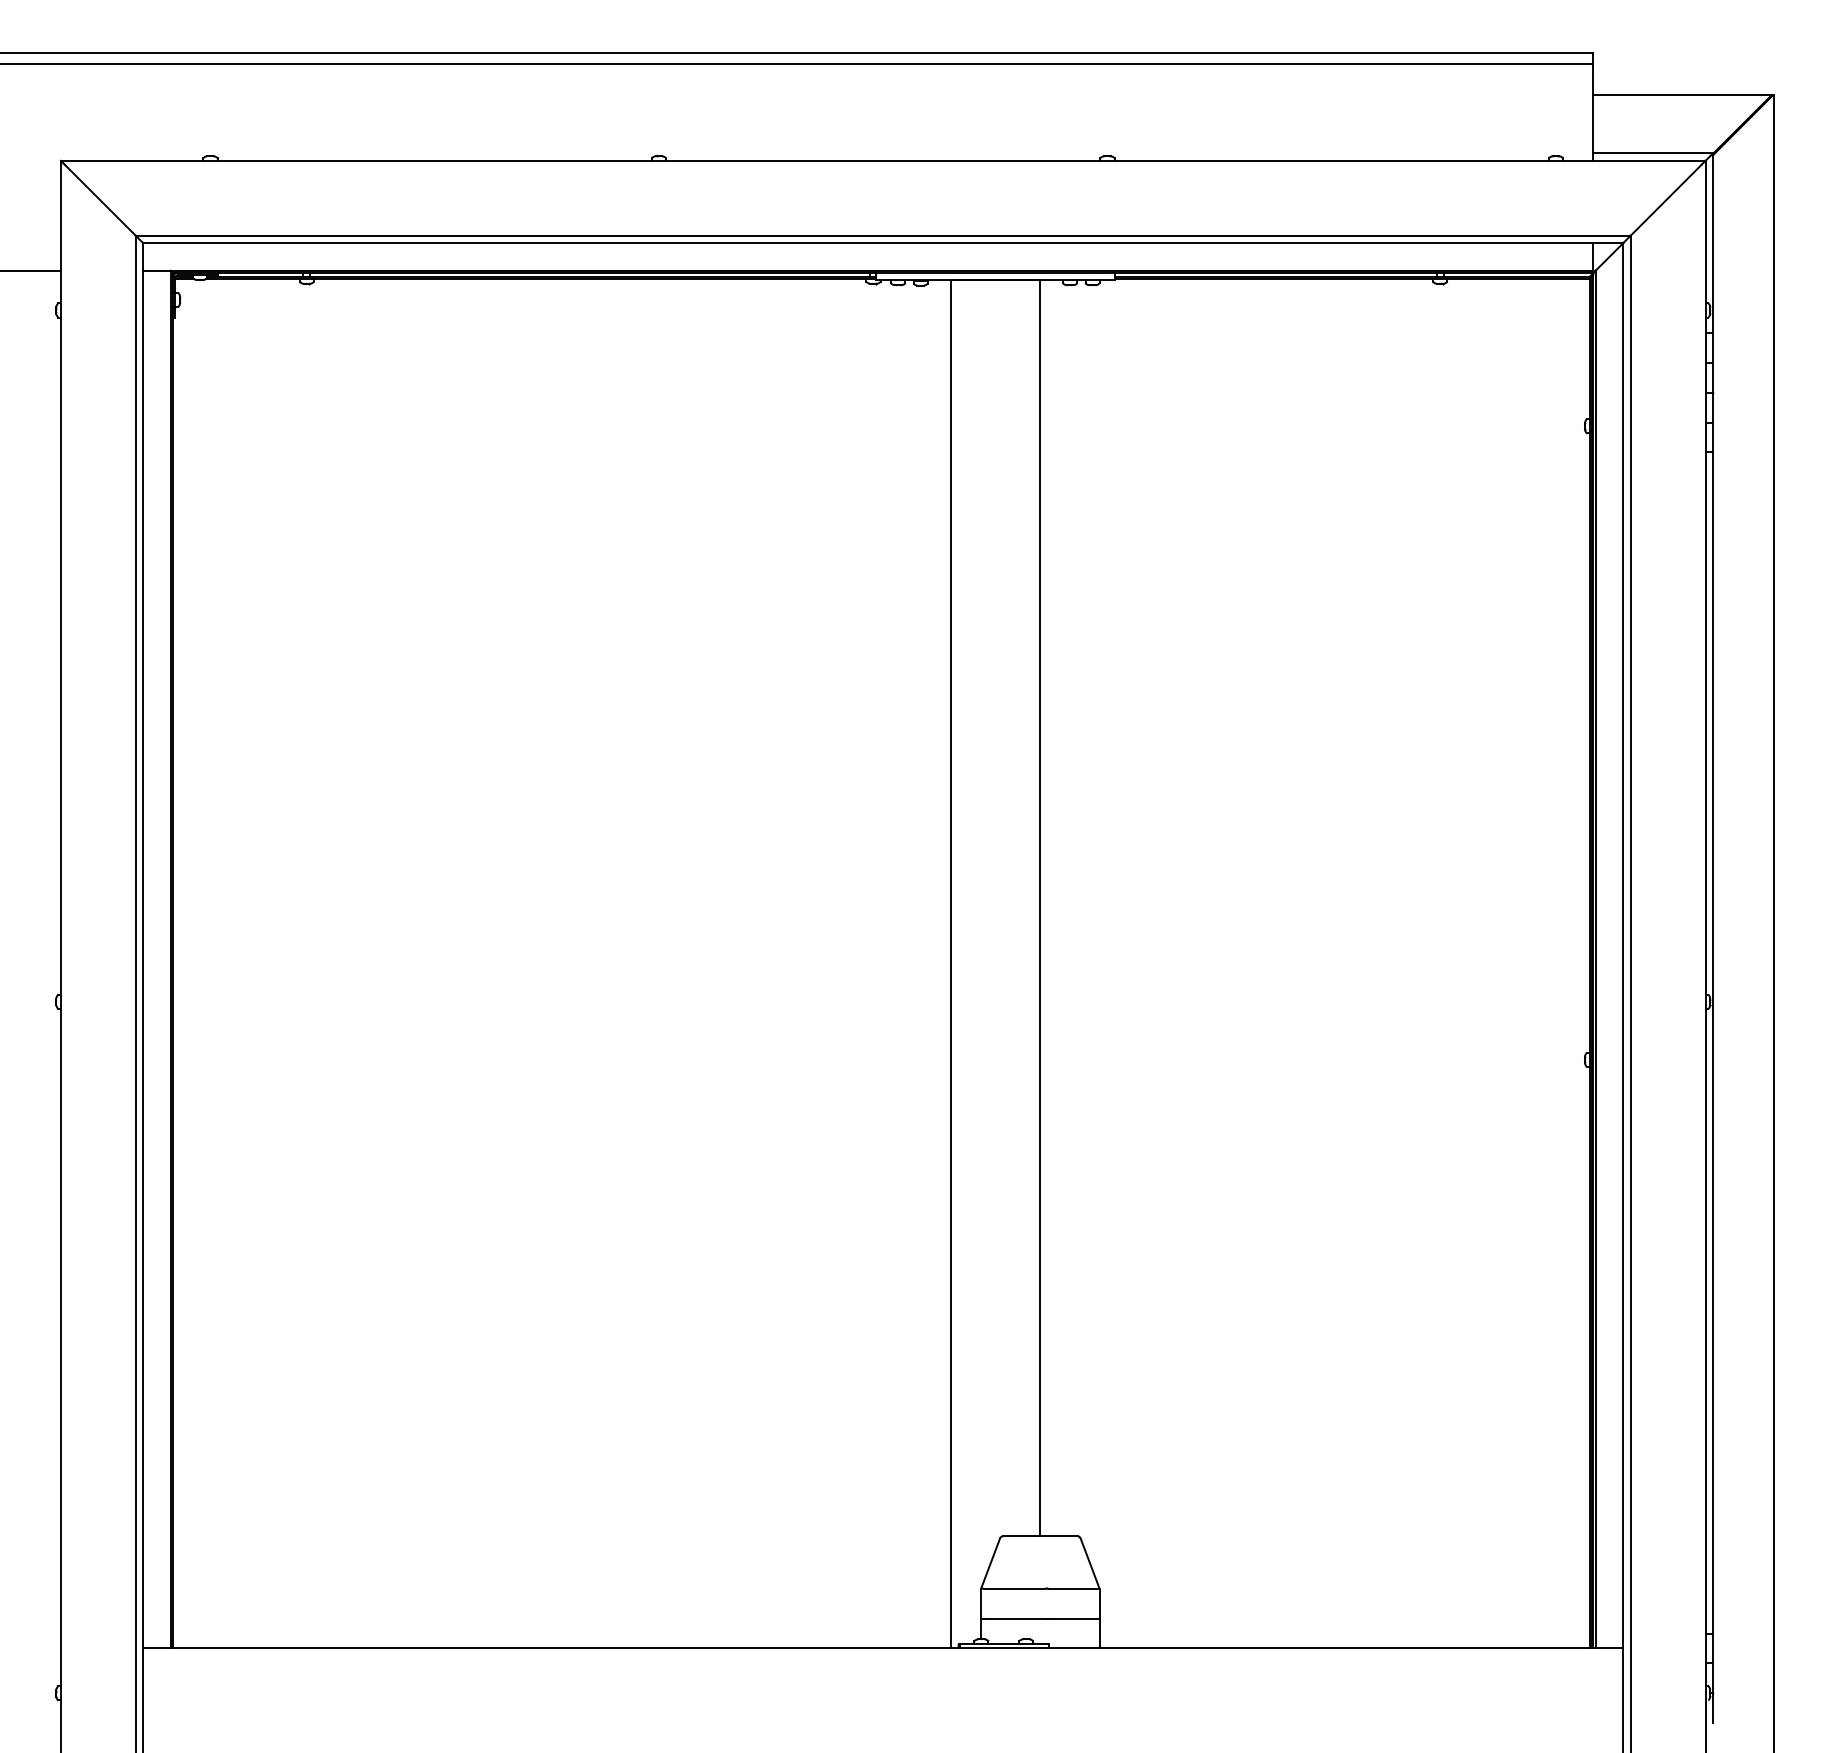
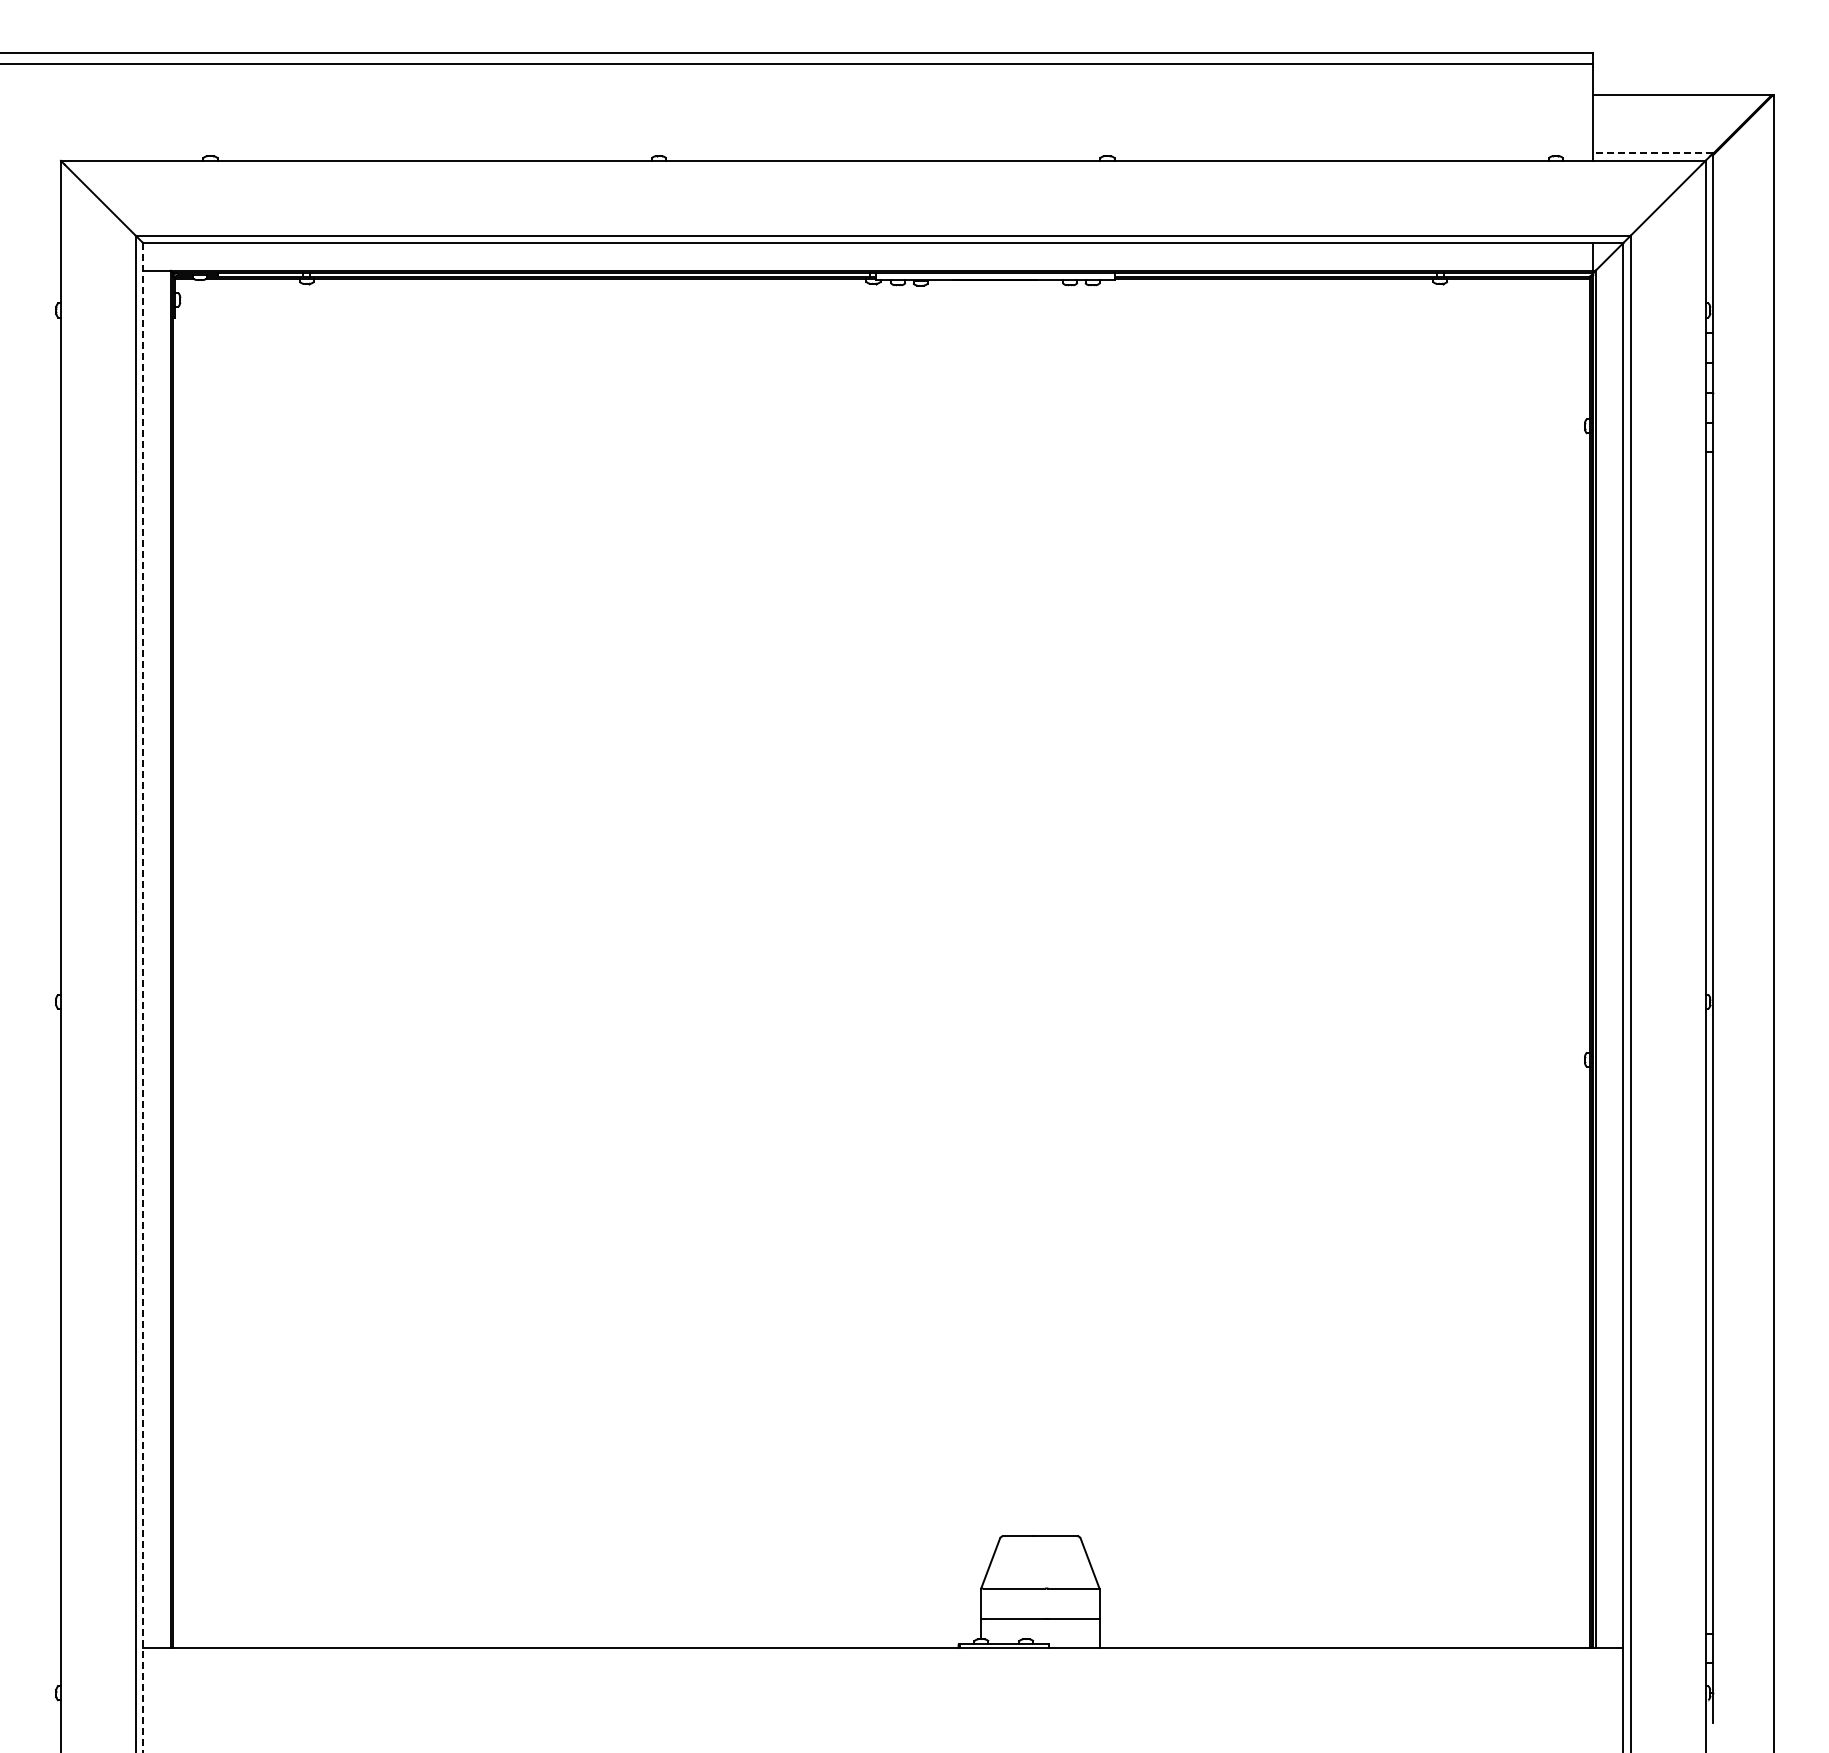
line: solid -> dashed (1653, 153)
line: present -> none (31, 270)
line: present -> none (1040, 908)
line: present -> none (950, 964)
line: solid -> dashed (143, 997)
